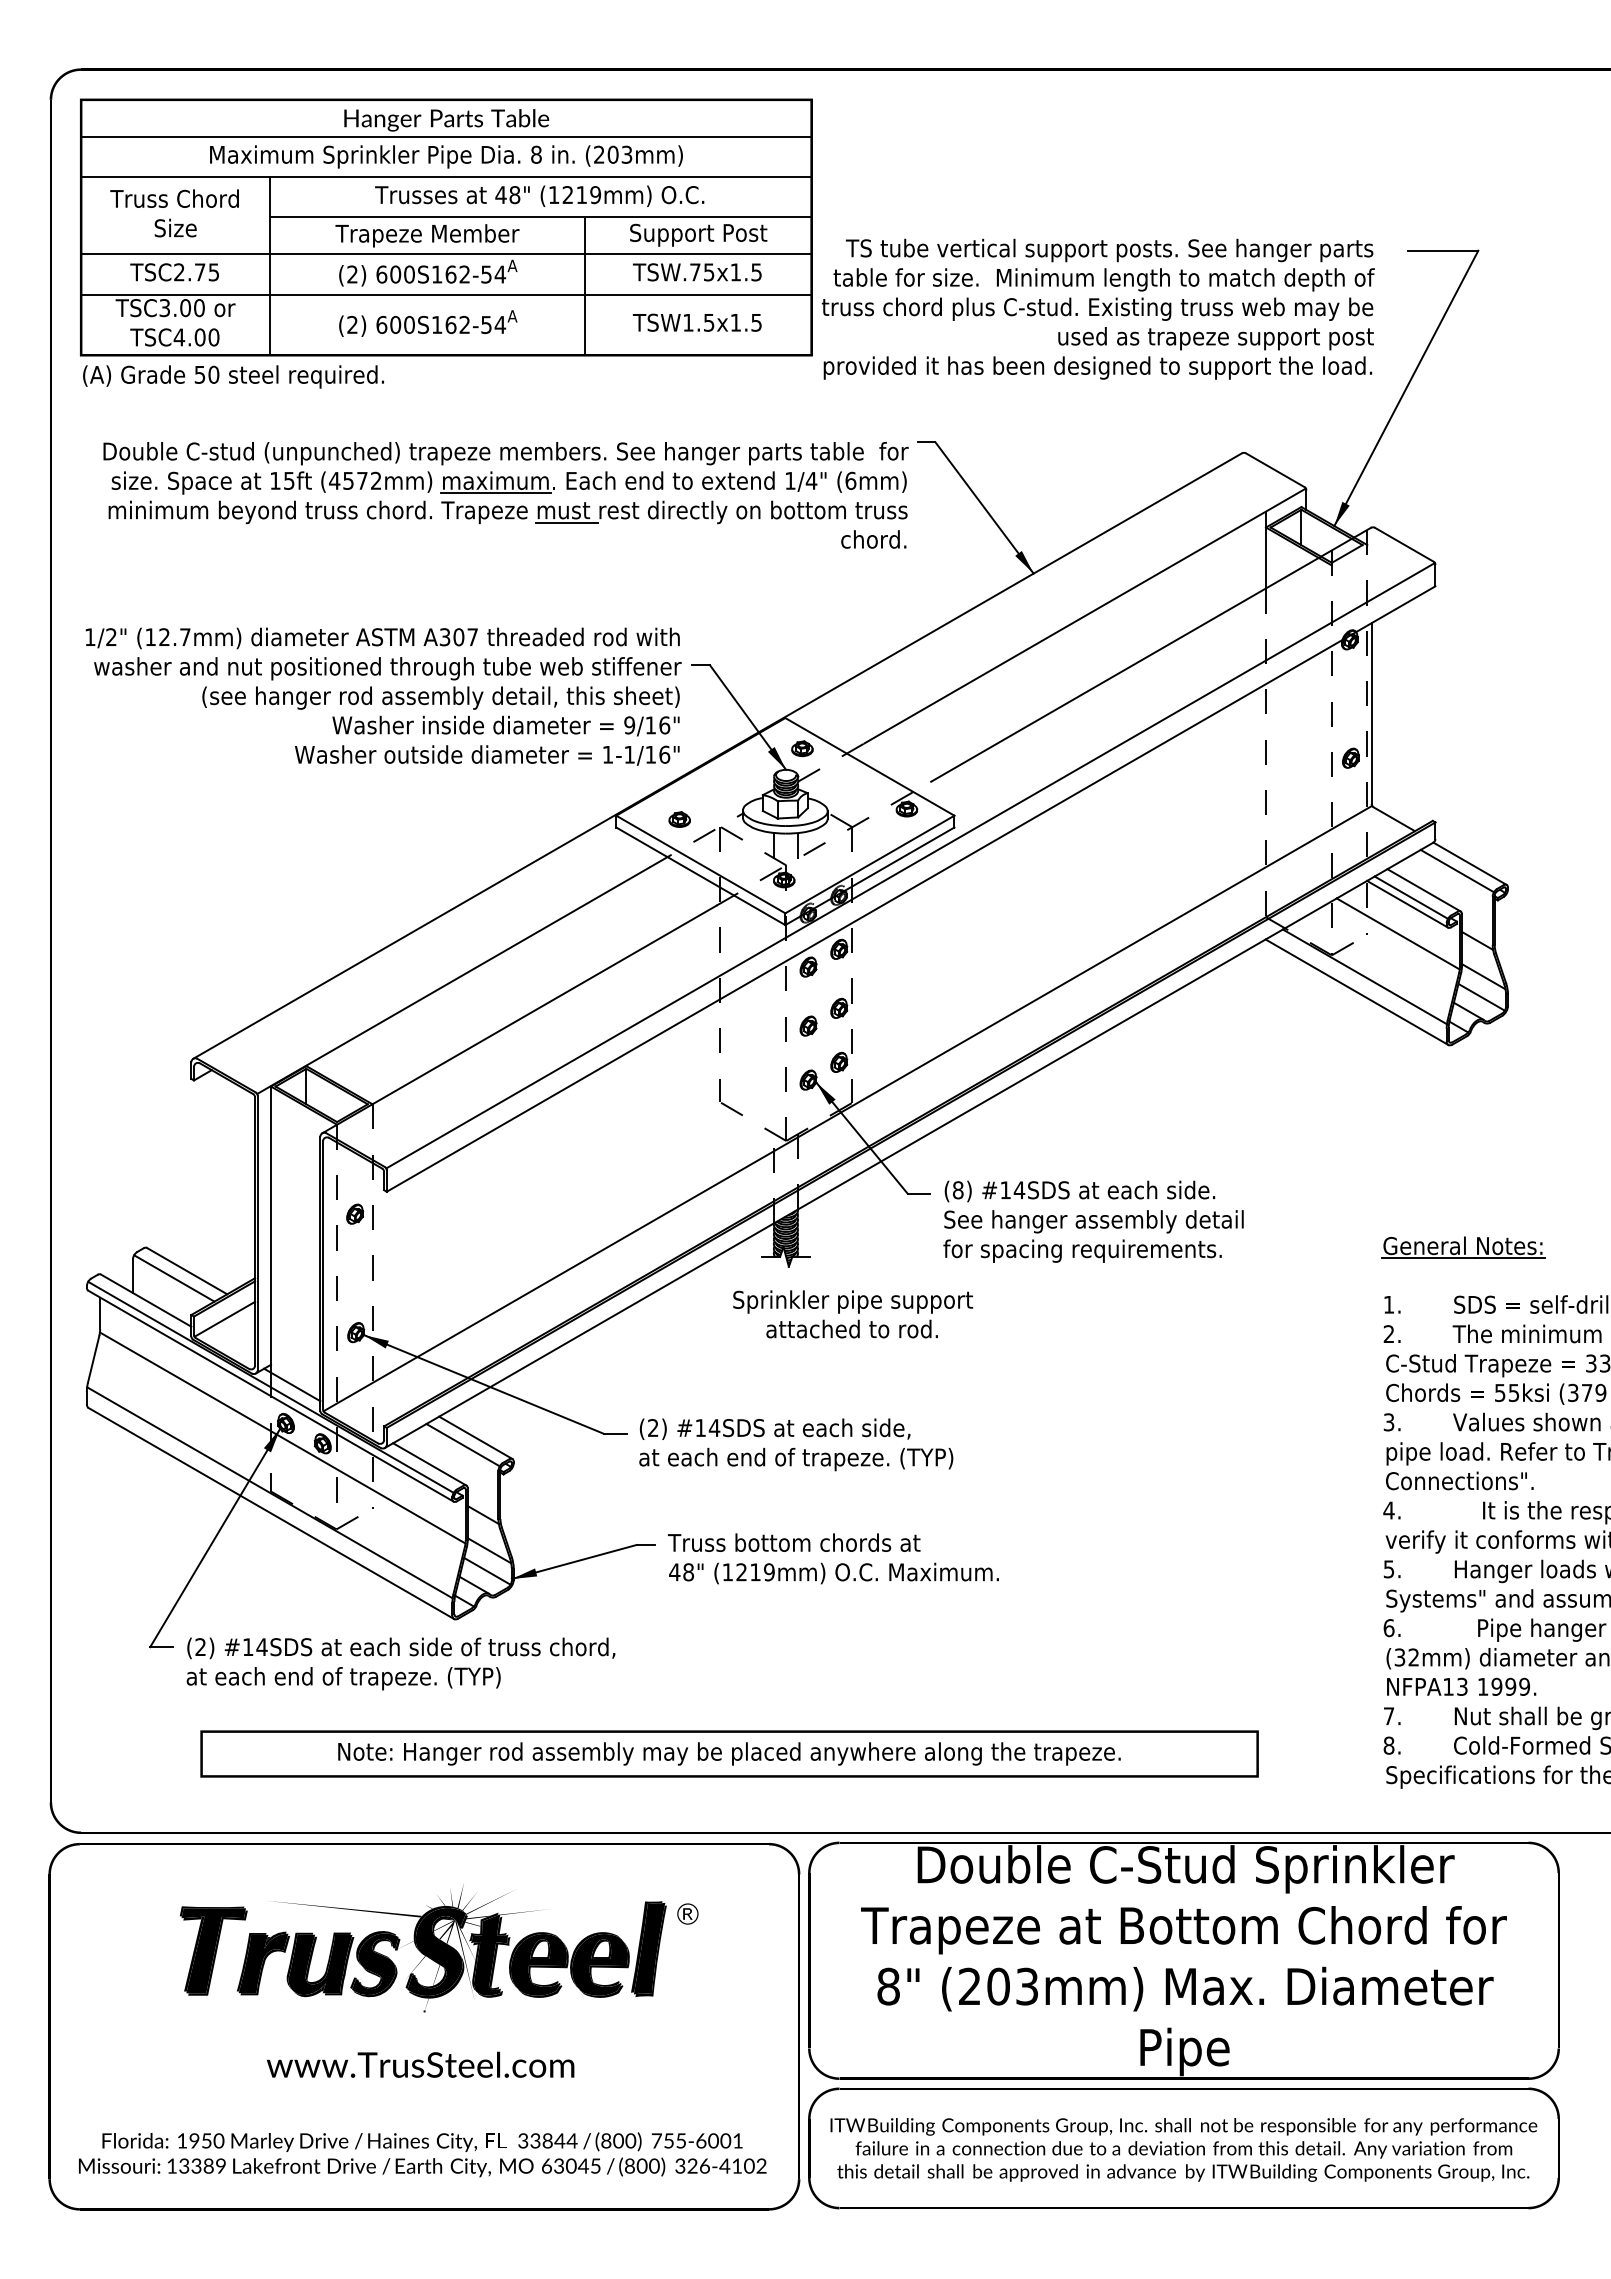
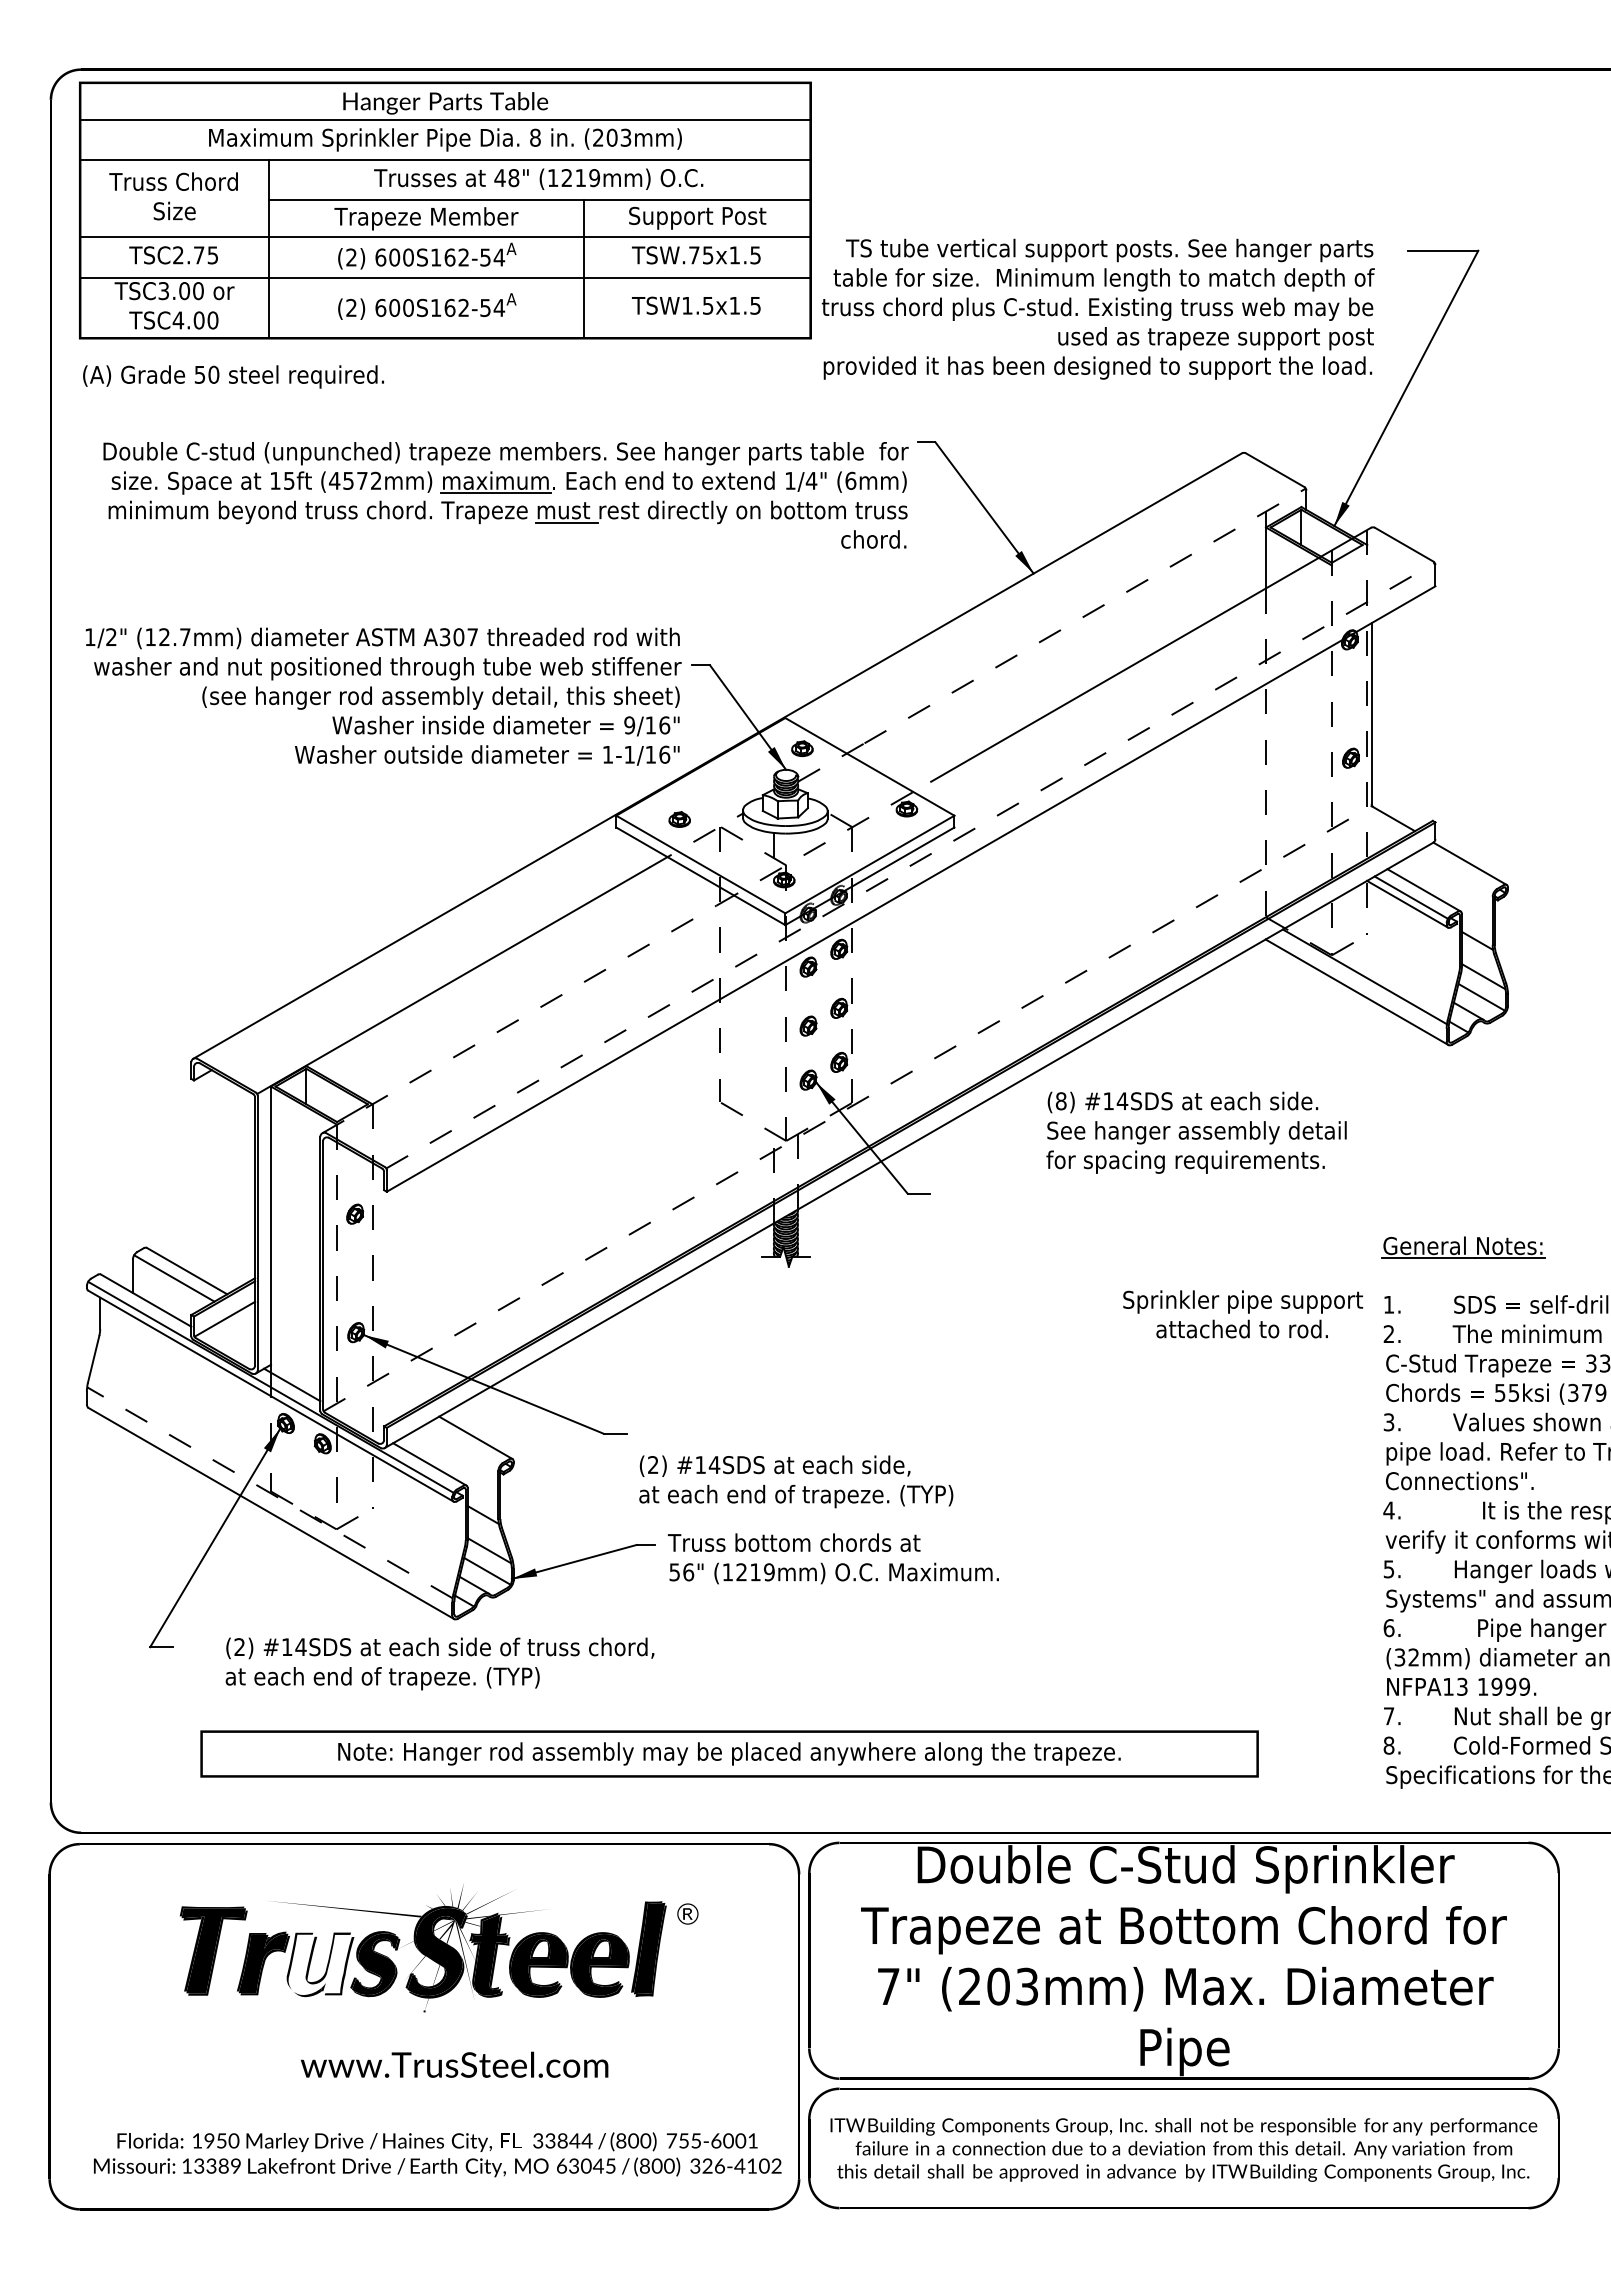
part position: (446, 227) -> (445, 210) (445, 210)
line: solid -> dashed (1085, 615)
line: present -> none (798, 845)
line: solid -> dashed (911, 865)
line: present -> none (1457, 870)
line: present -> none (1397, 933)
line: solid -> dashed (519, 1019)
line: solid -> dashed (848, 1108)
text position: (1093, 1221) -> (1196, 1132) (1196, 1132)
text position: (852, 1314) -> (1242, 1314) (1242, 1314)
line: present -> none (282, 1437)
text position: (796, 1444) -> (796, 1481) (796, 1481)
line: present -> none (462, 1445)
line: solid -> dashed (269, 1492)
text: 48" -> 56" (681, 1572)
text position: (400, 1663) -> (439, 1663) (439, 1663)
fill: present -> none (320, 1964)
text: 8" -> 7" (888, 1986)
text position: (420, 2064) -> (454, 2064) (454, 2064)
text position: (422, 2154) -> (437, 2154) (437, 2154)
